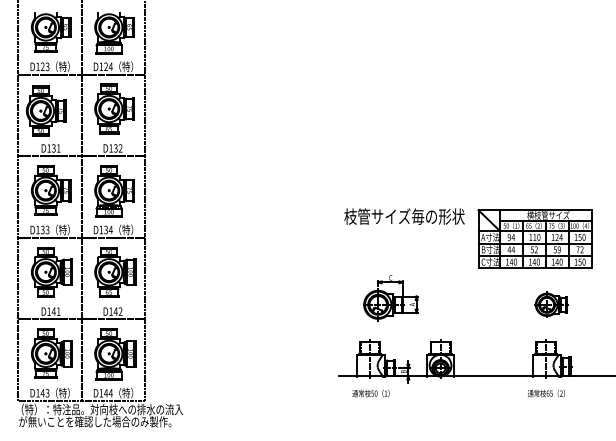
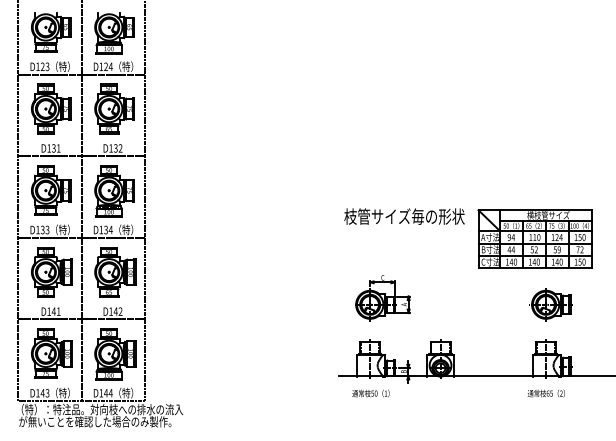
part position: (46, 110) -> (51, 108) (51, 108)
part position: (390, 298) -> (382, 298) (382, 298)
part size: 35x27 px -> 44x34 px (550, 304)
